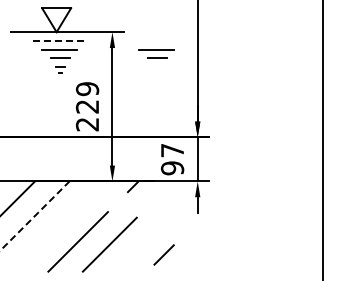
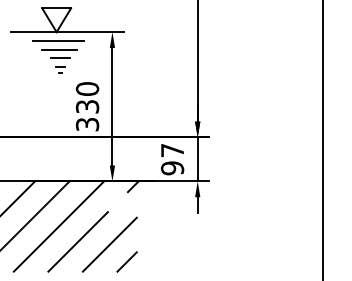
line: dashed -> solid (59, 41)
part: present -> none (156, 53)
text: 229 -> 330 (87, 106)
line: dashed -> solid (35, 215)
line: none -> present (58, 226)
line position: (163, 254) -> (126, 261) (126, 261)
